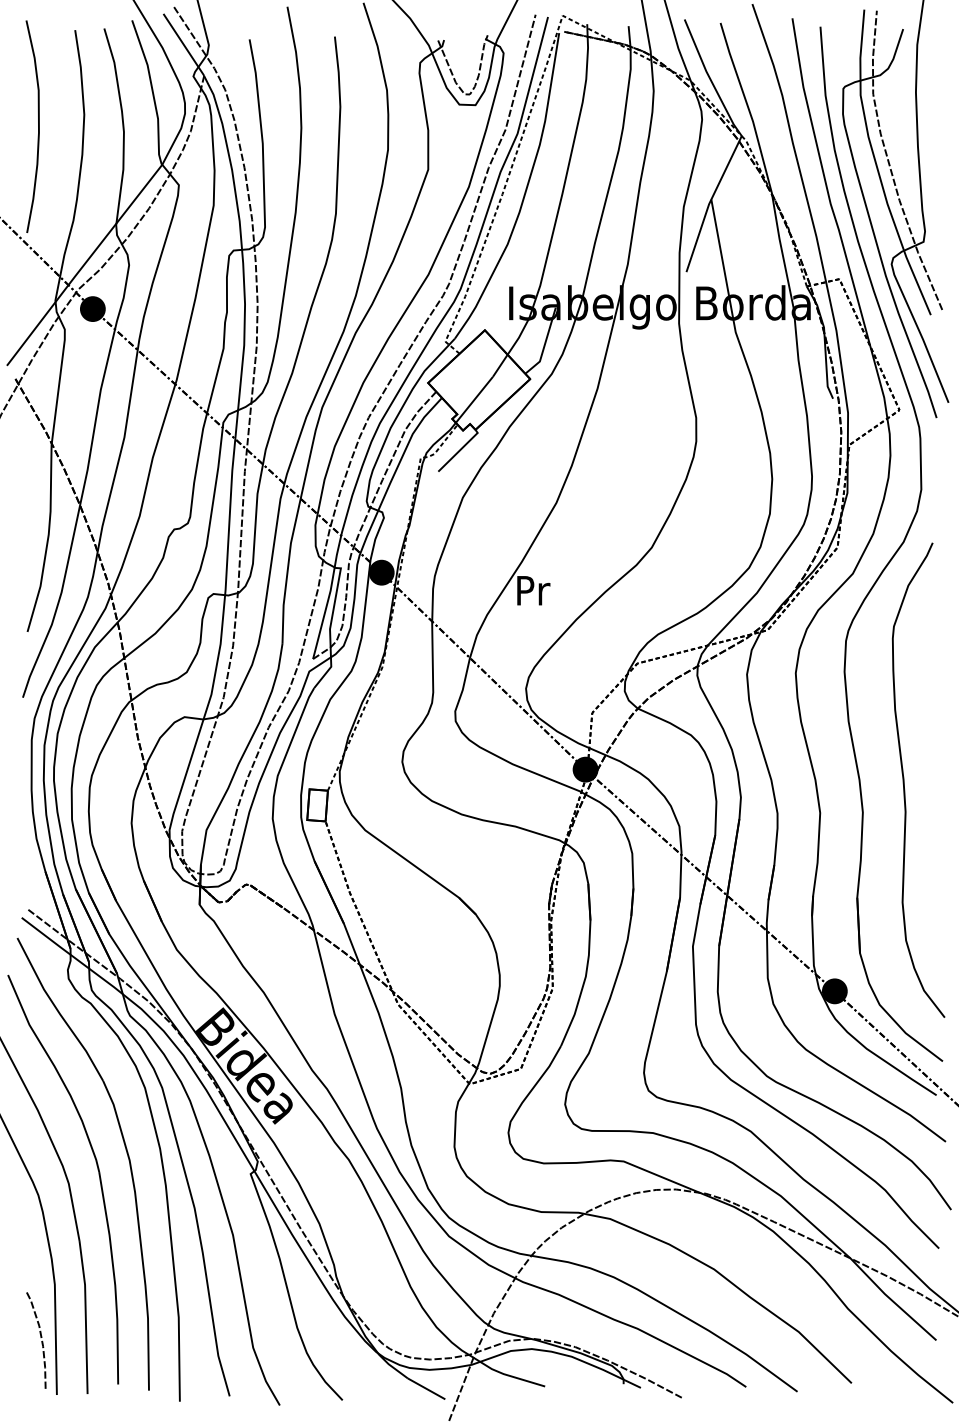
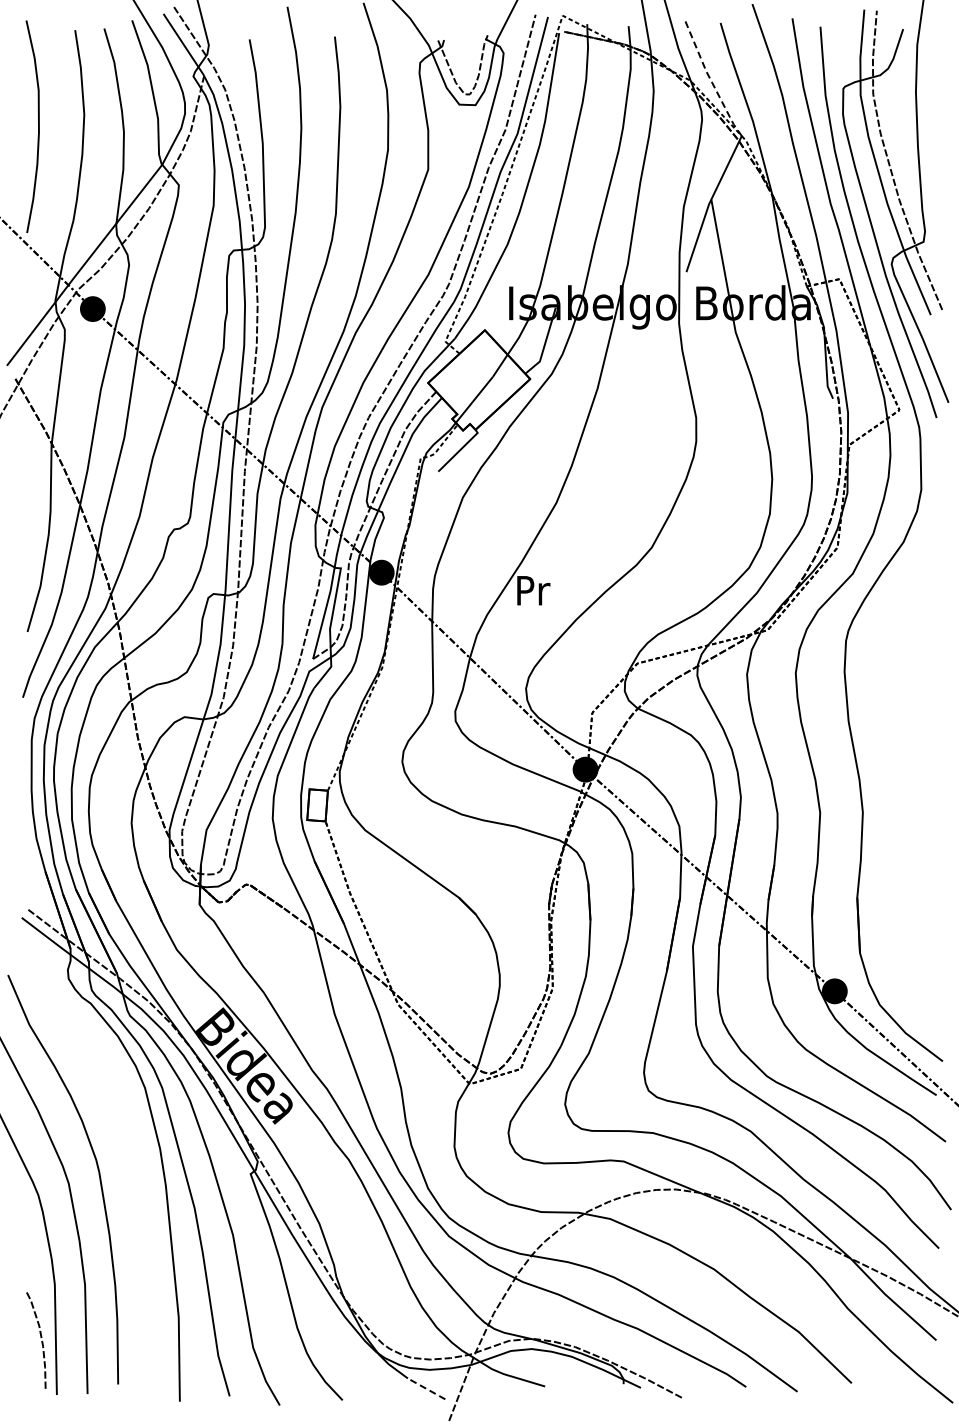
line: solid -> dashed (710, 79)
curve: present -> none (904, 779)
part: present -> none (125, 1150)
line: solid -> dashed (426, 1388)
